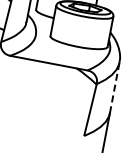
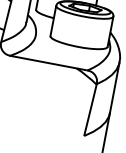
line: dashed -> solid (114, 87)
